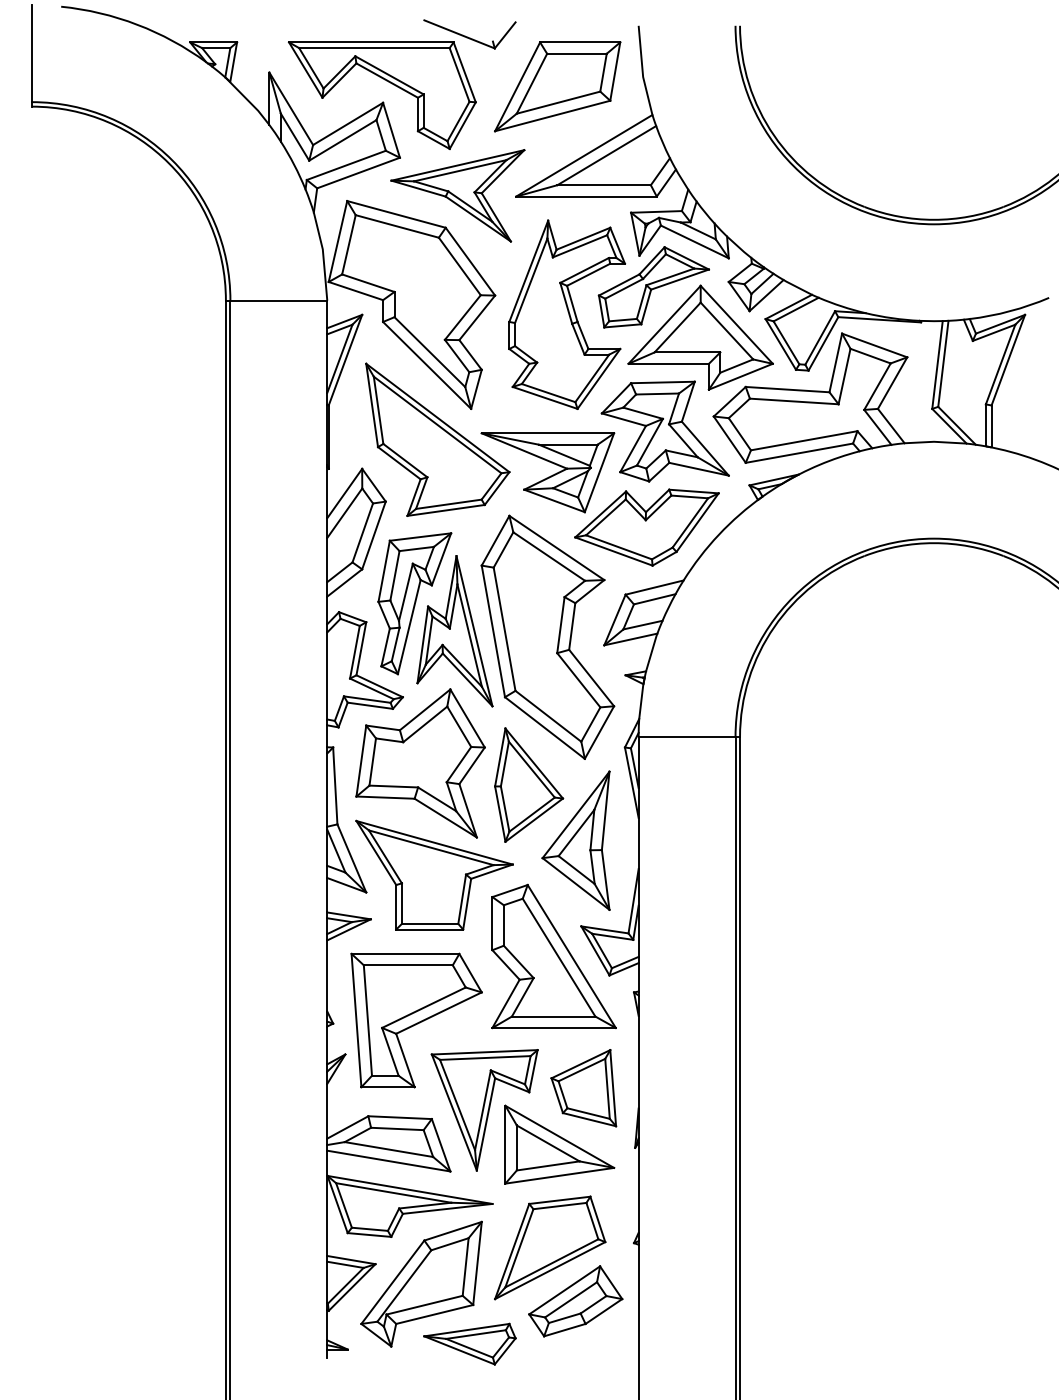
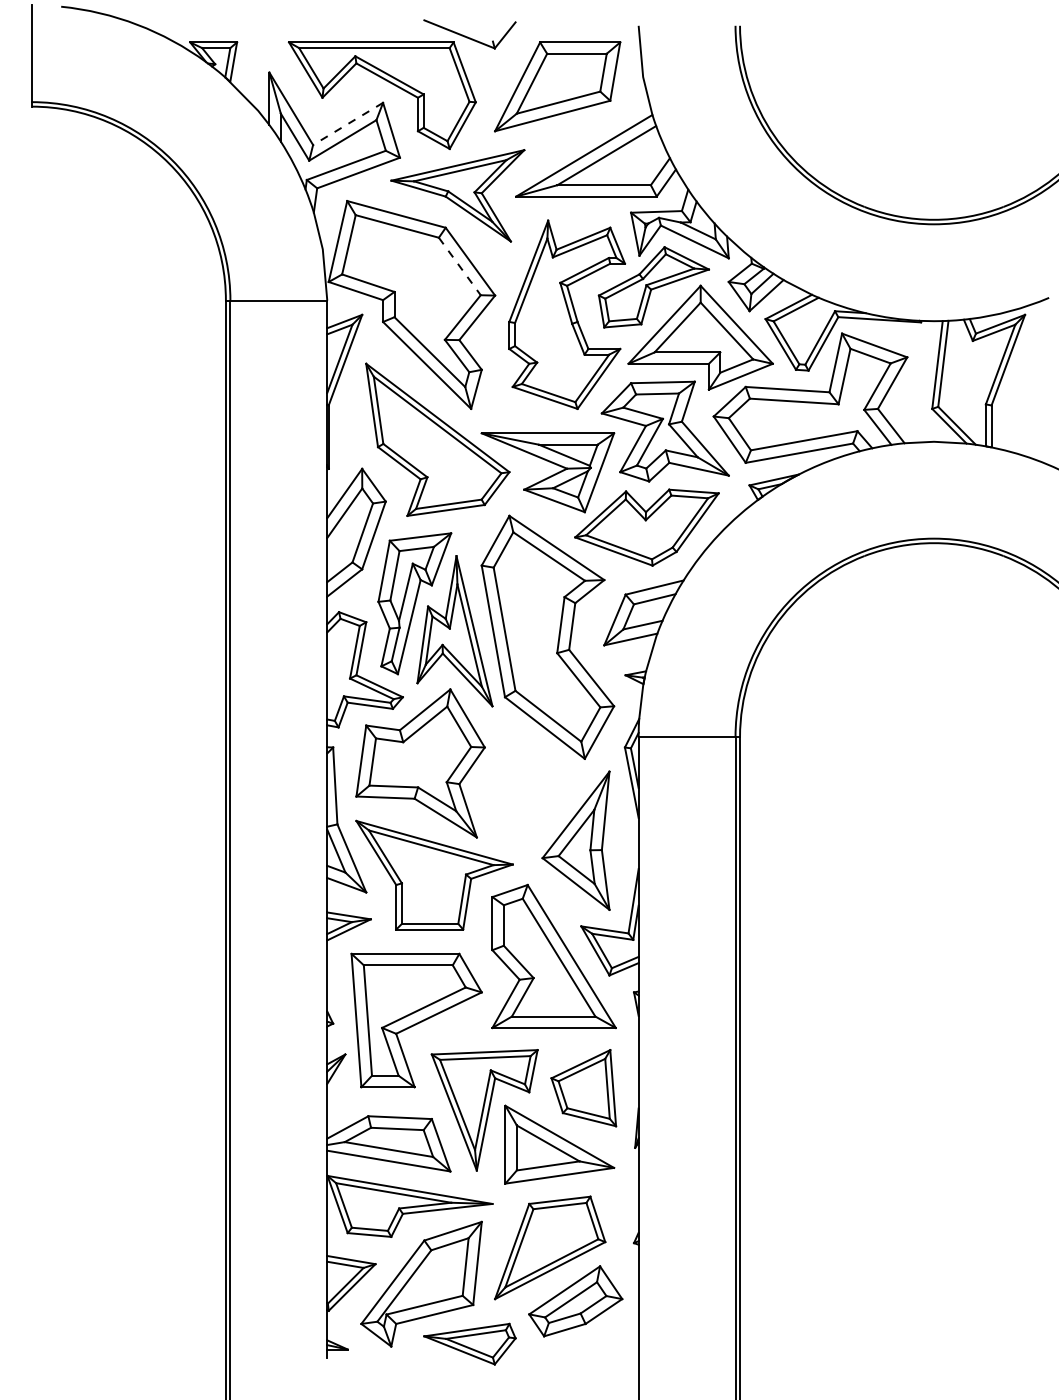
line: solid -> dashed (348, 123)
line: solid -> dashed (459, 266)
part: present -> none (529, 784)
